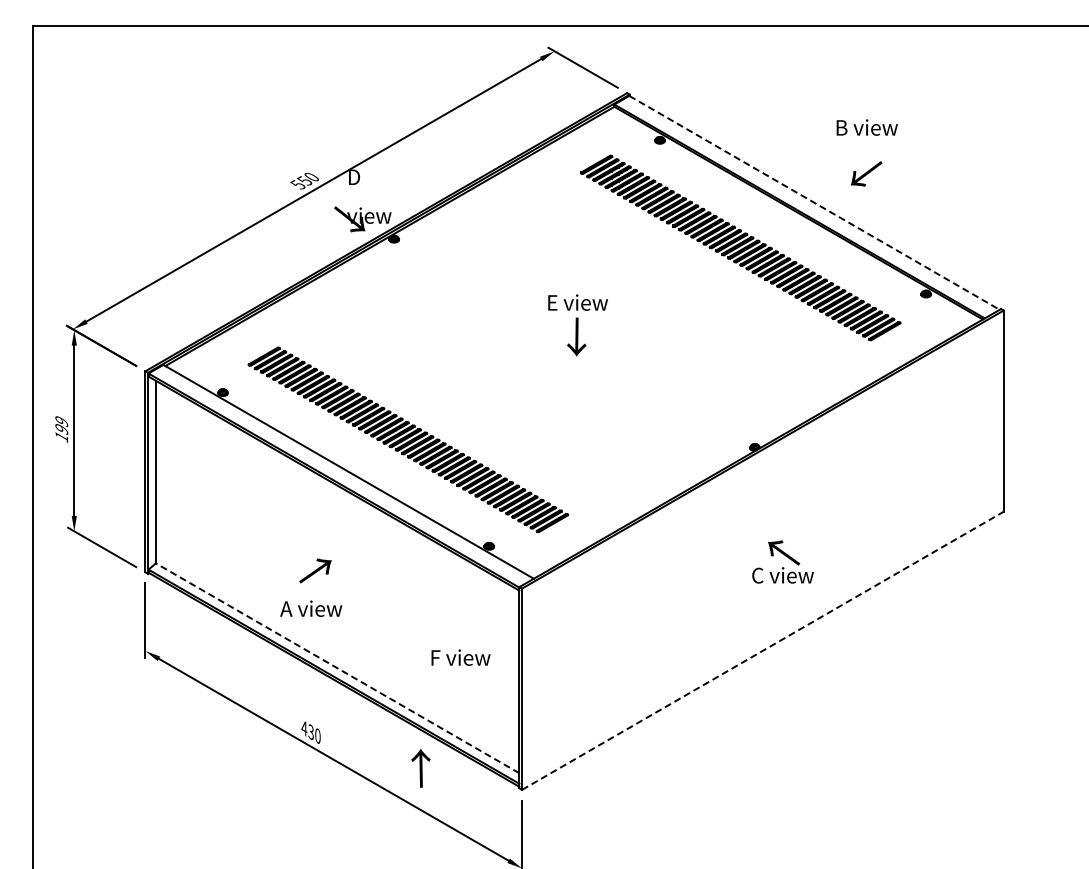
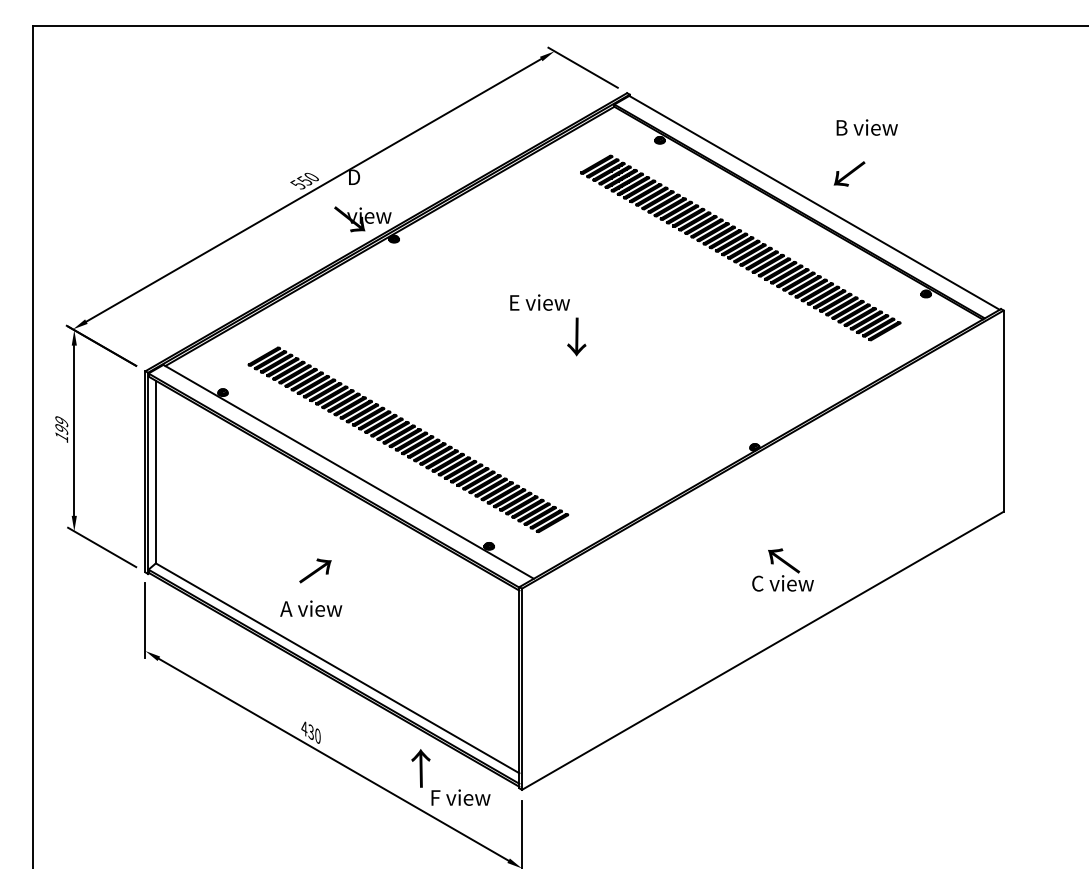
text position: (866, 173) -> (849, 173) (849, 173)
line: dashed -> solid (814, 202)
text position: (577, 302) -> (539, 302) (539, 302)
text position: (782, 561) -> (782, 569) (782, 569)
line: dashed -> solid (763, 650)
text position: (460, 657) -> (460, 797) (460, 797)
line: dashed -> solid (337, 668)
